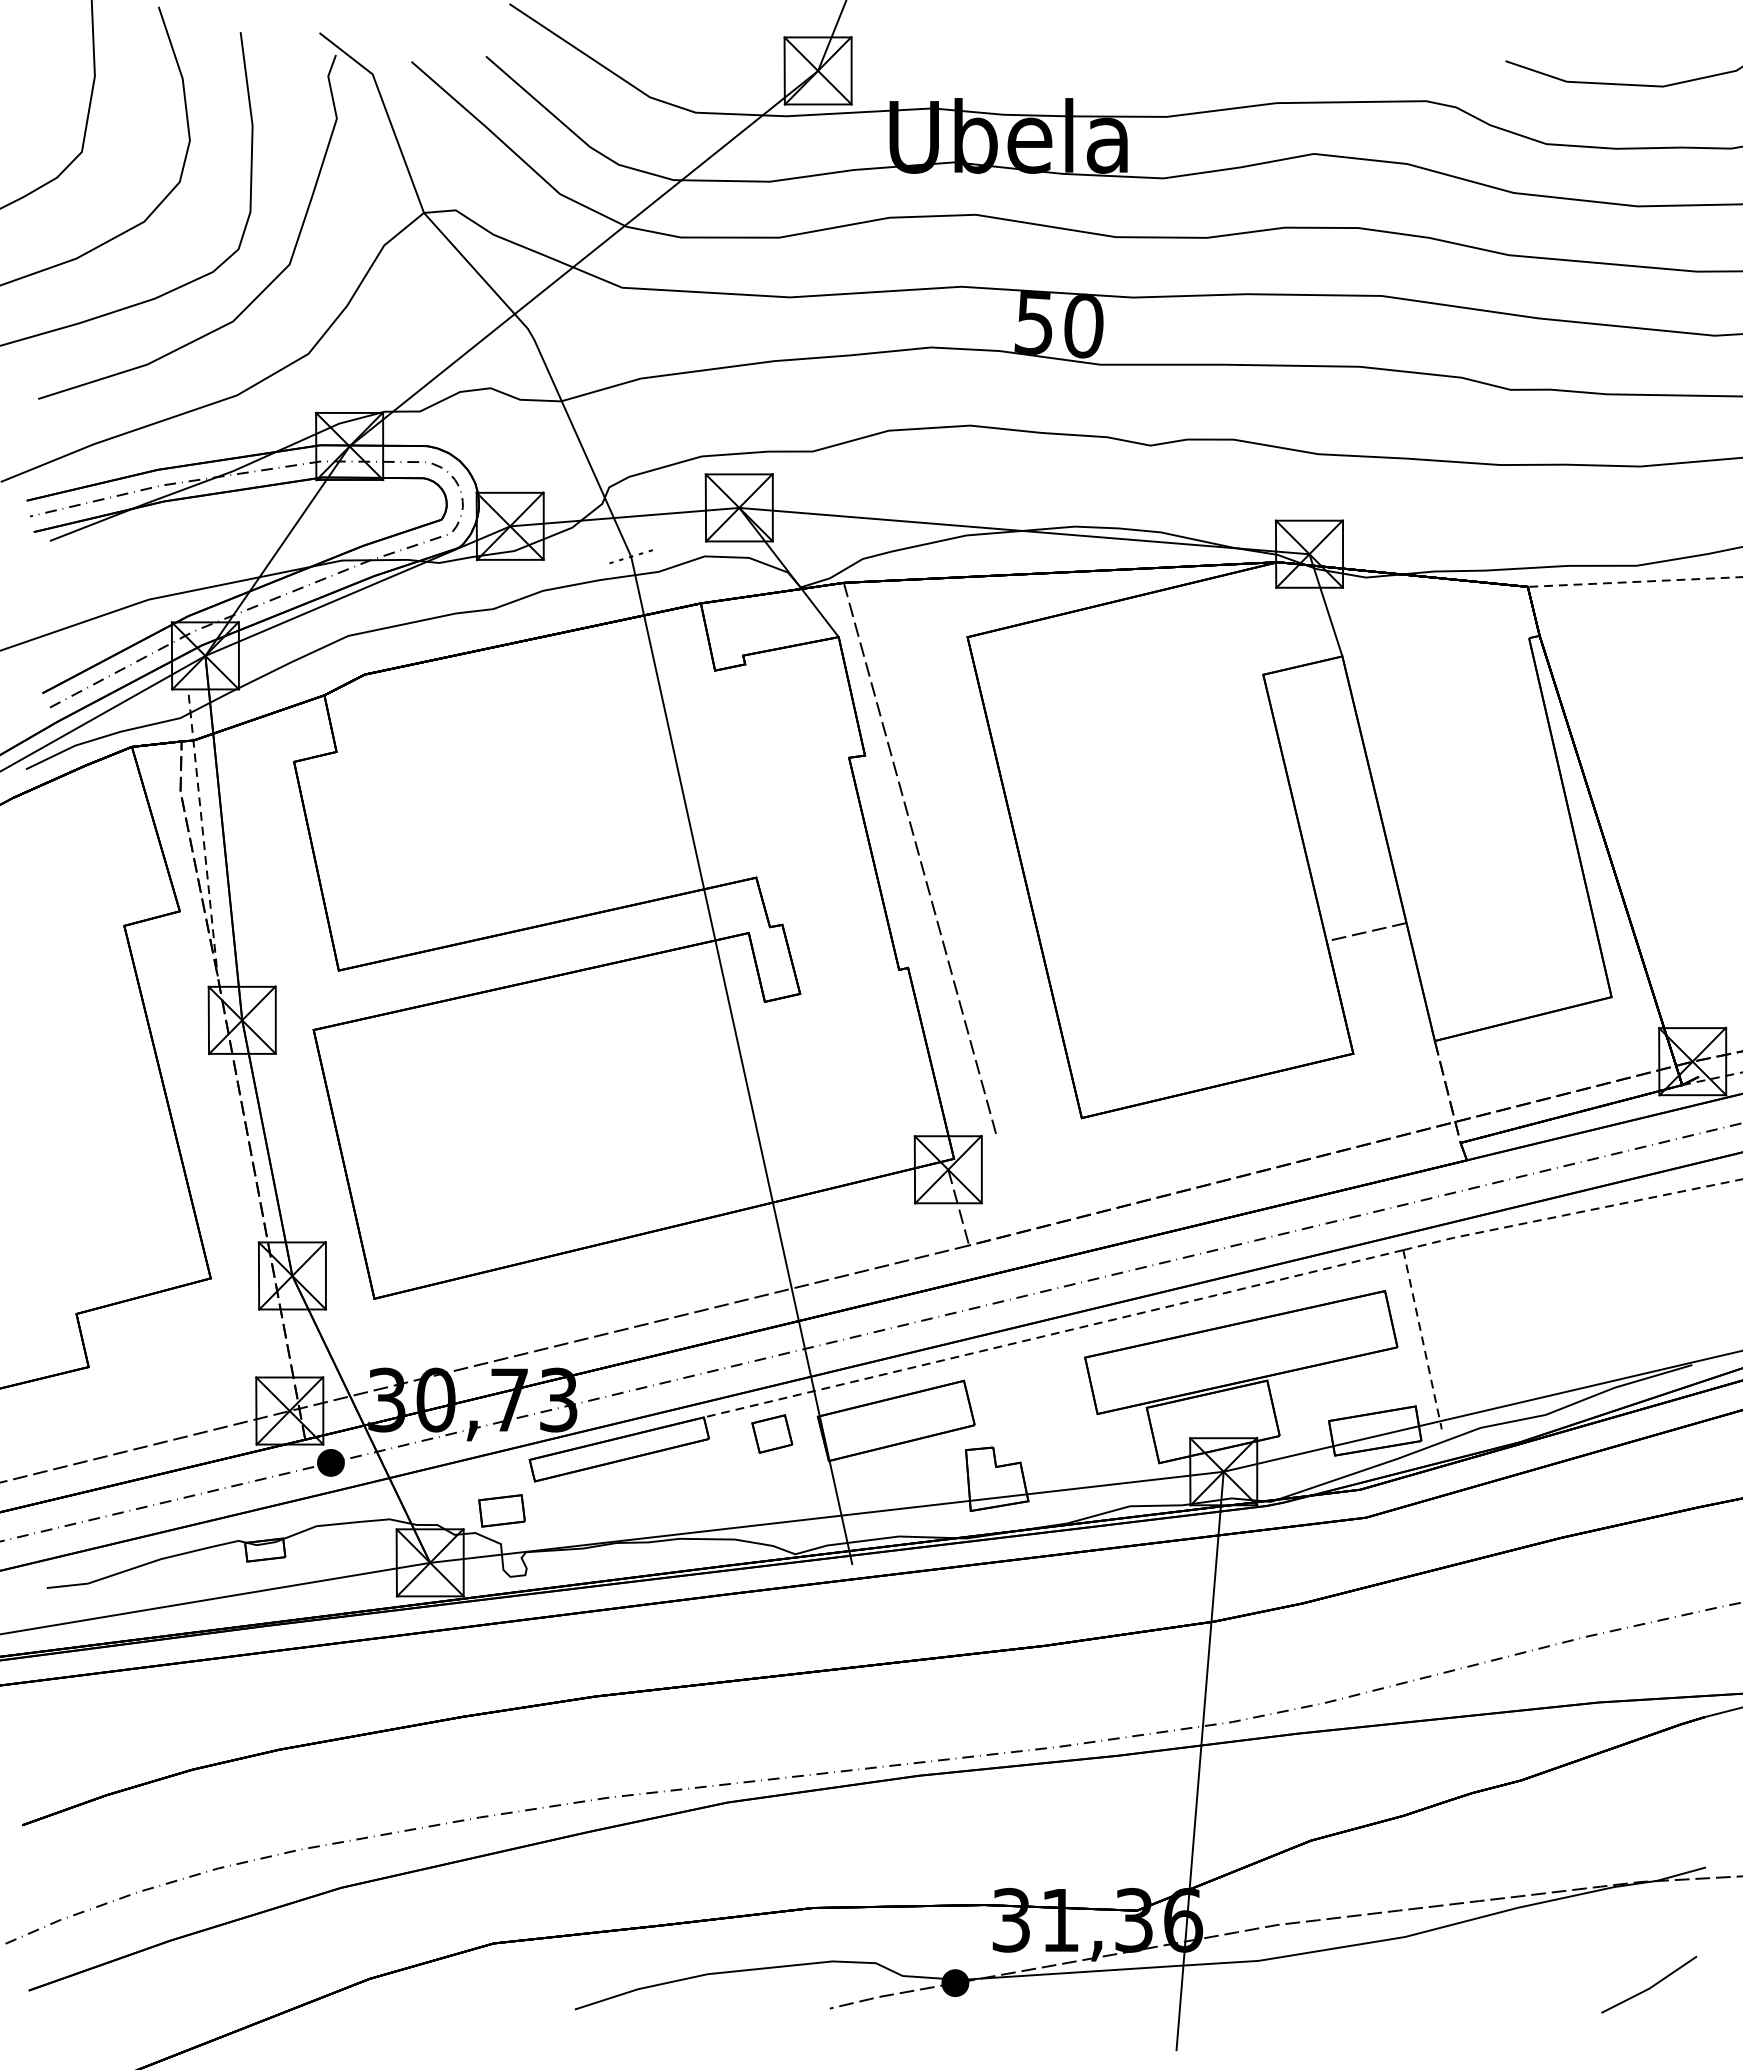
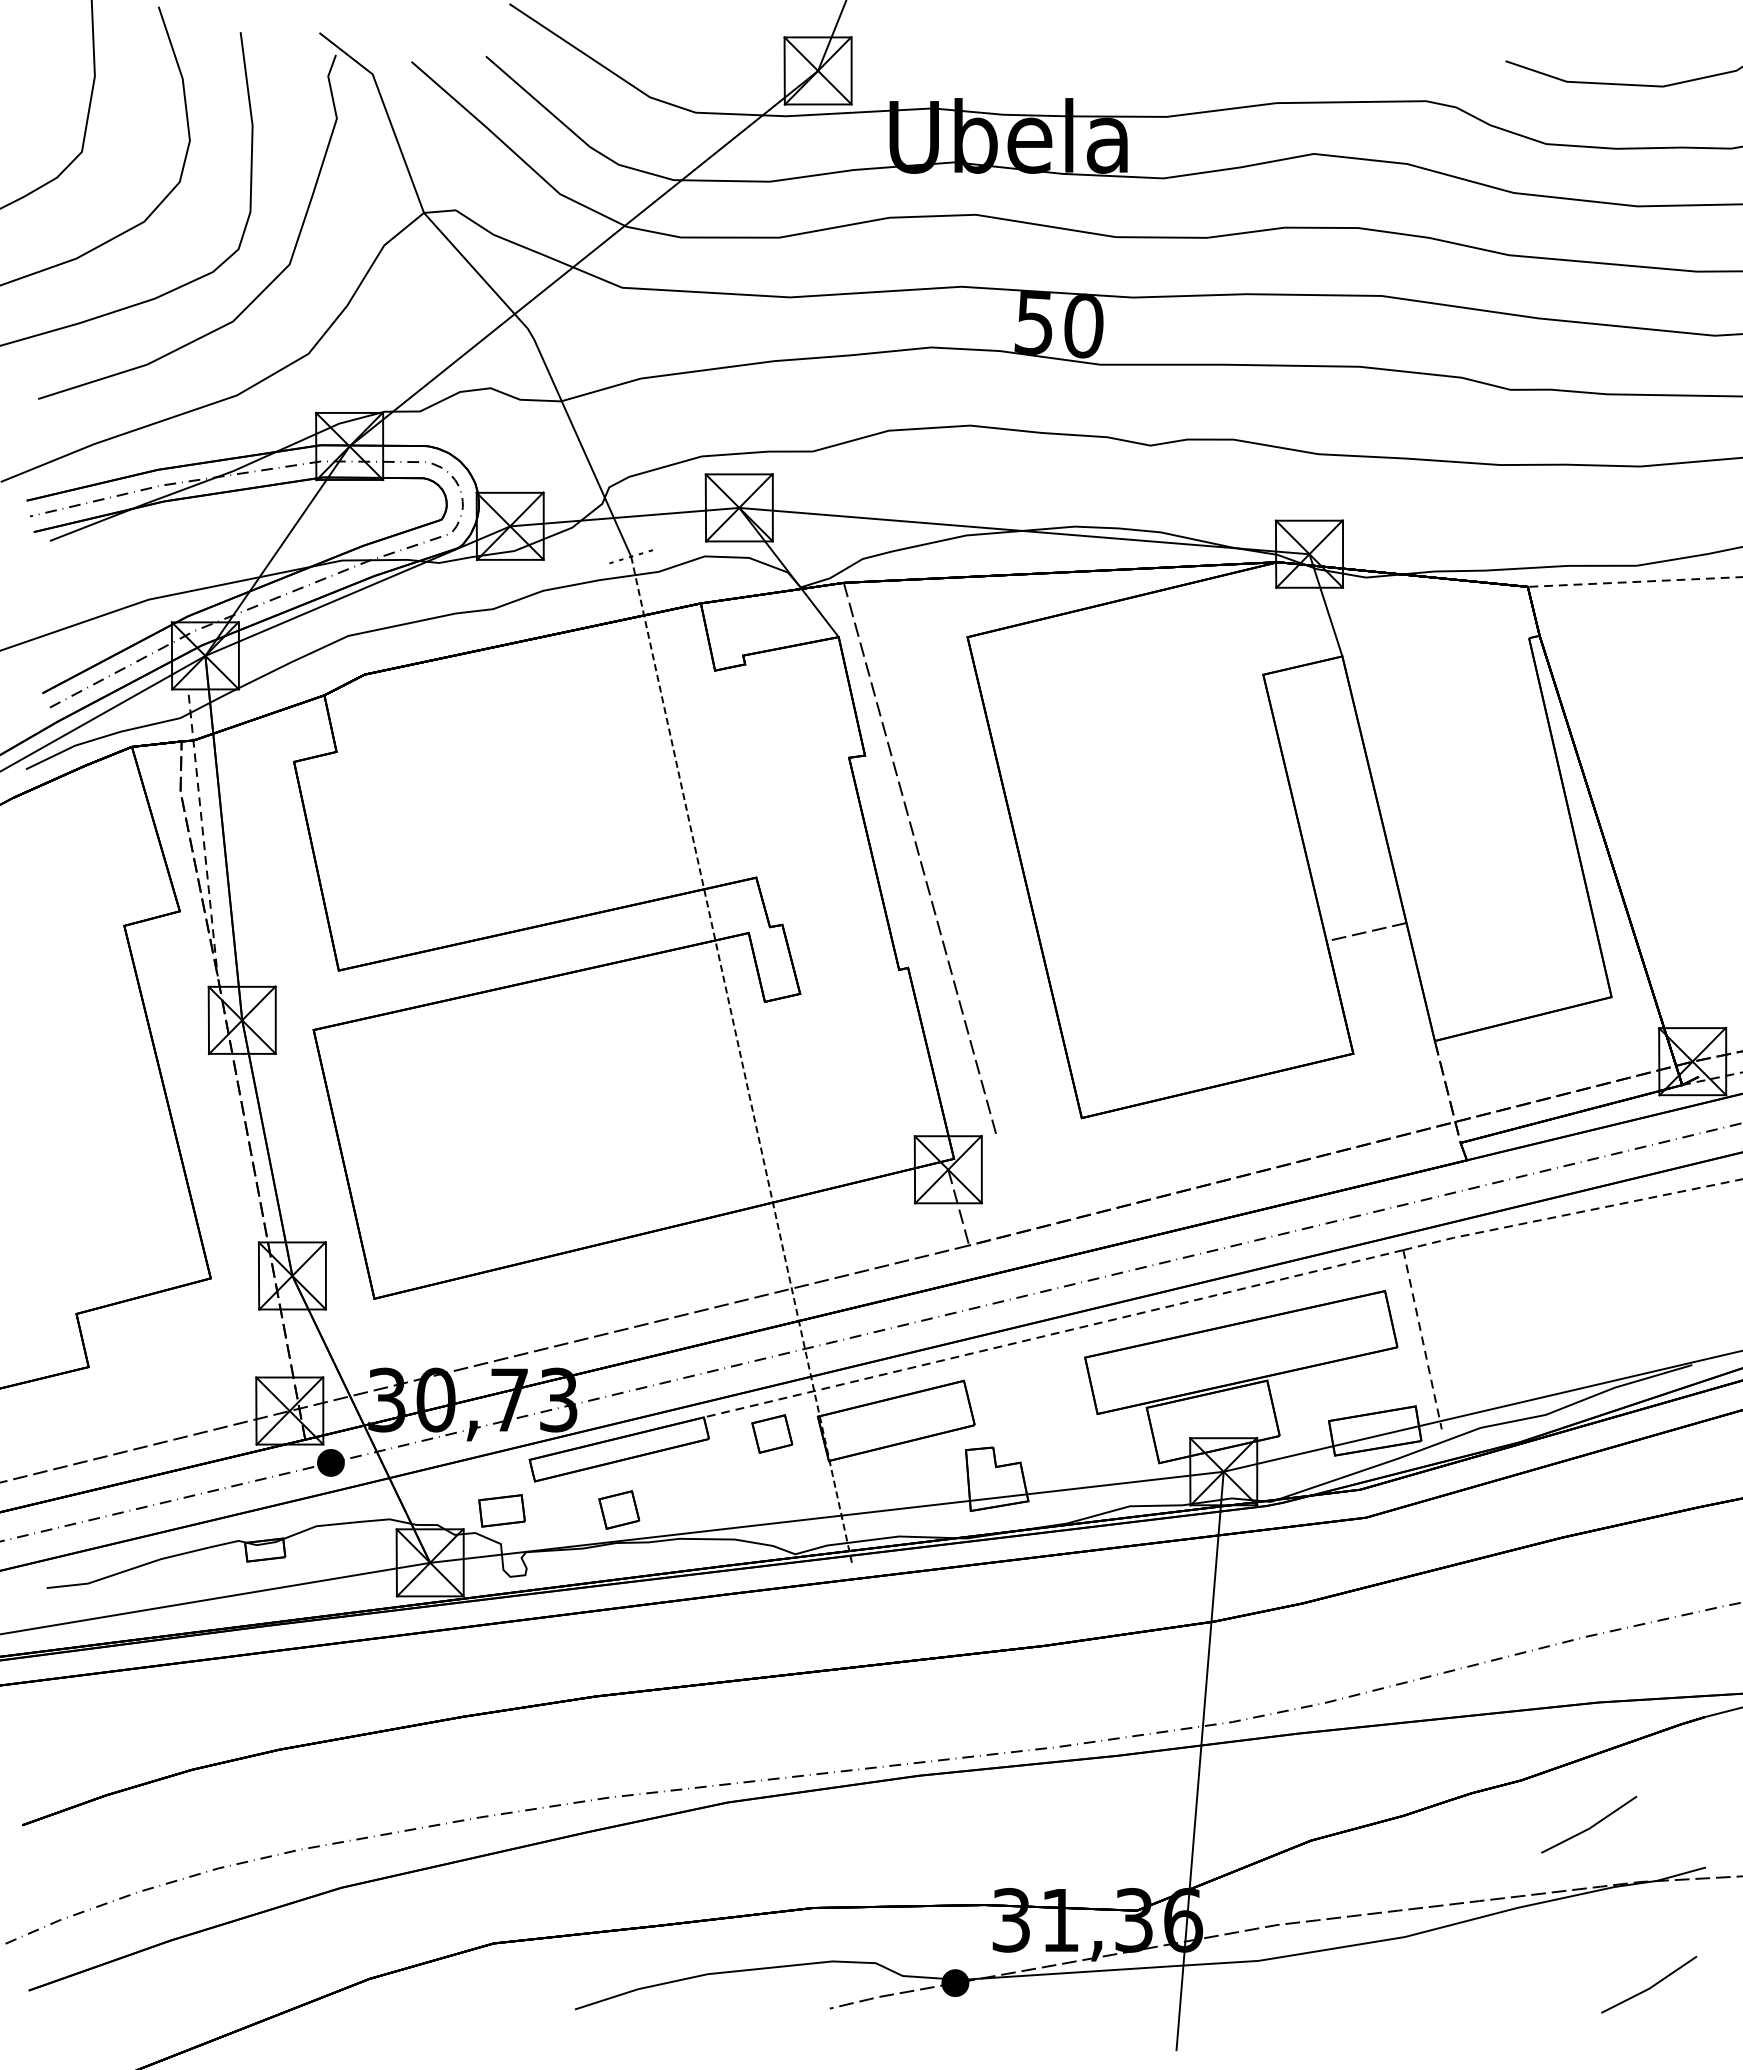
line: solid -> dashed (741, 1061)
part: none -> present (619, 1509)
line: none -> present (1590, 1826)
